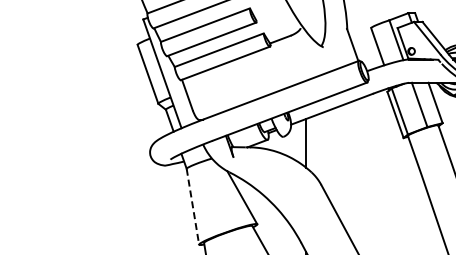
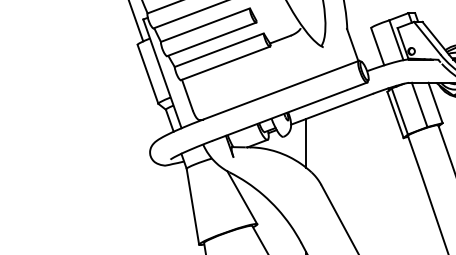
line: none -> present (136, 21)
line: dashed -> solid (192, 207)
